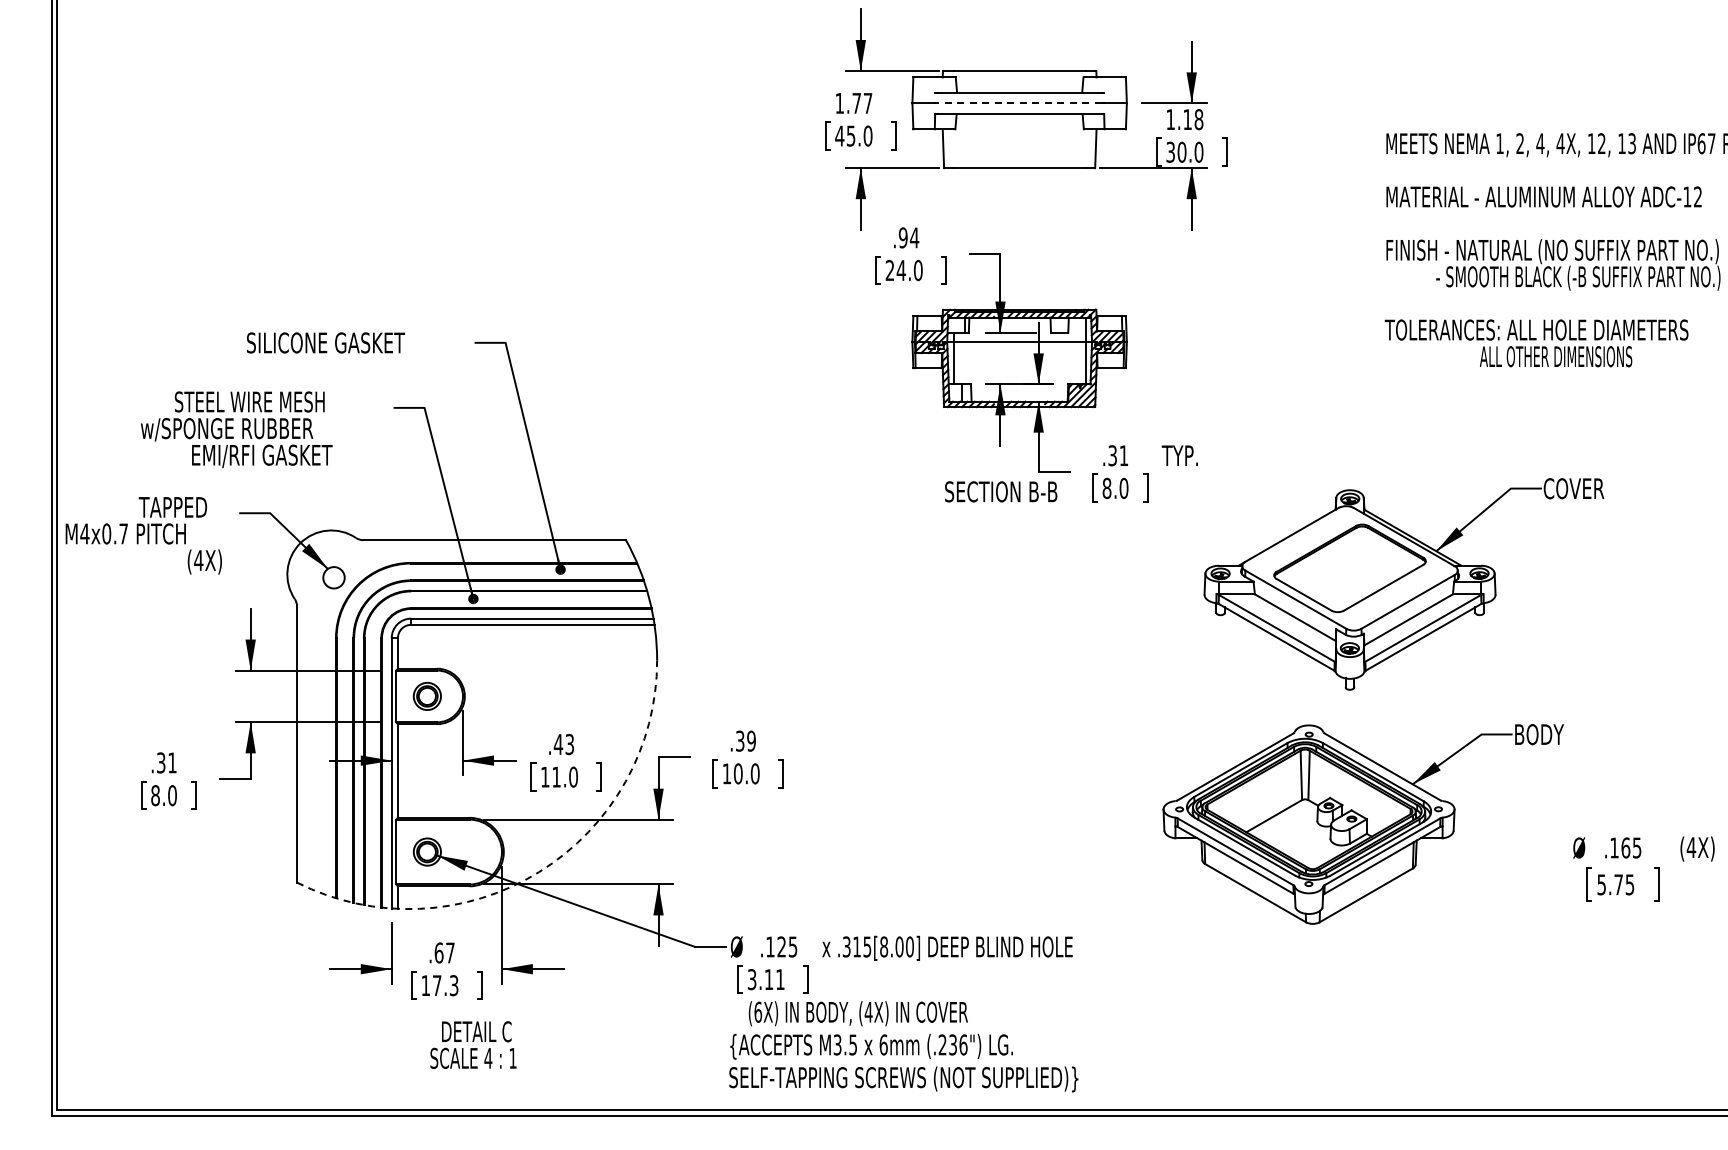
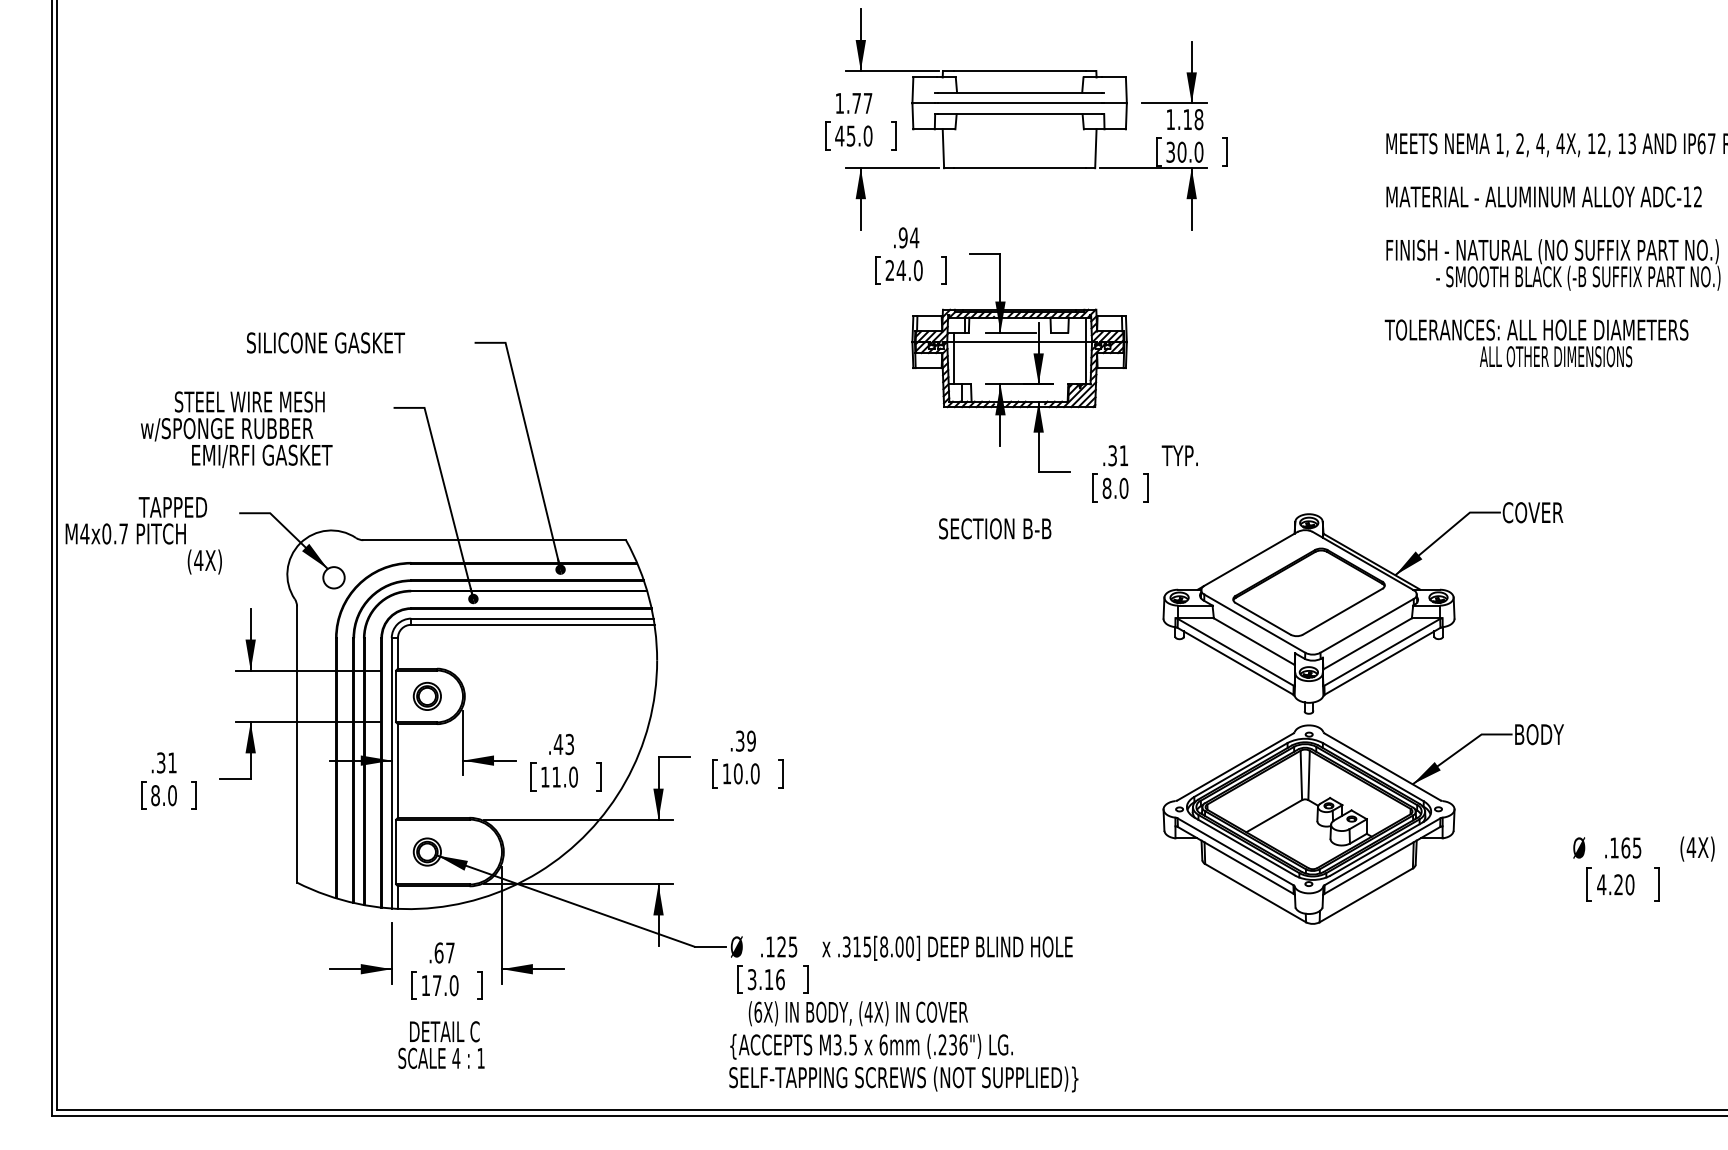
line: dashed -> solid (1019, 103)
text position: (1001, 491) -> (995, 528) (995, 528)
part position: (1403, 584) -> (1362, 608) (1362, 608)
arc: dashed -> solid (539, 872)
text: 5.75 -> 4.20 (1615, 884)
text: 3.11 -> 3.16 (780, 979)
text: 17.3 -> 17.0 (453, 985)
text position: (473, 1044) -> (441, 1044) (441, 1044)
